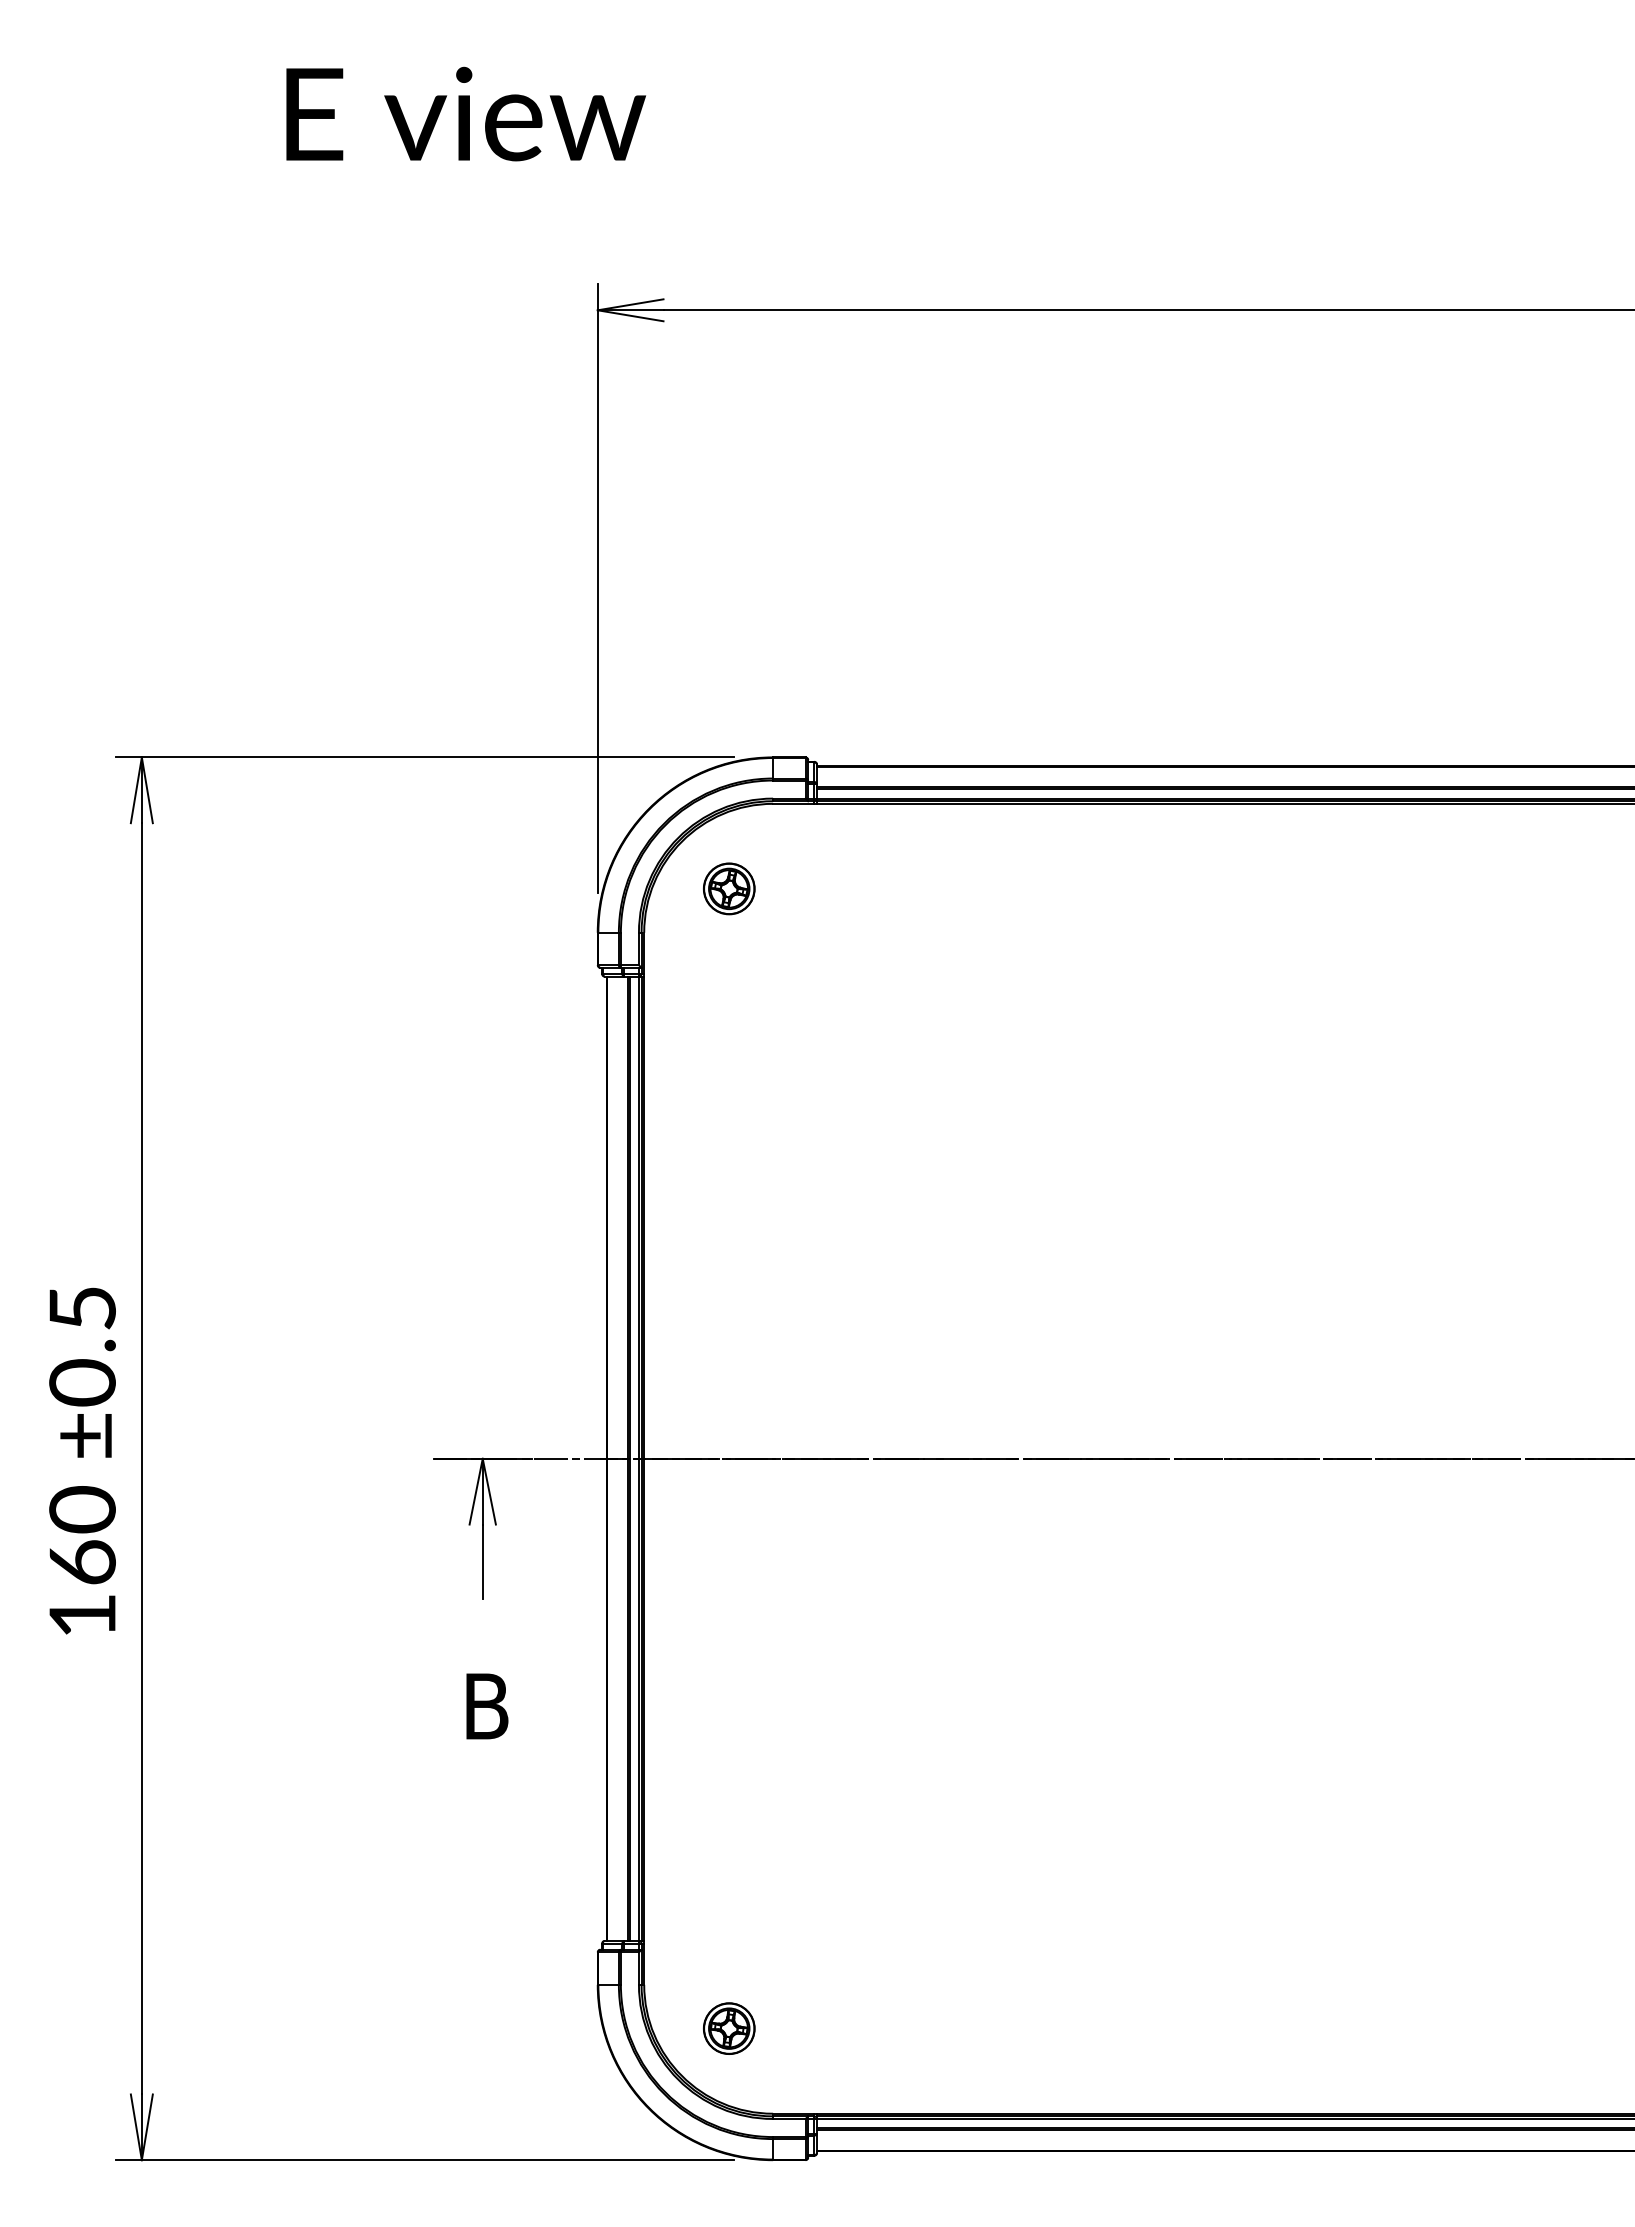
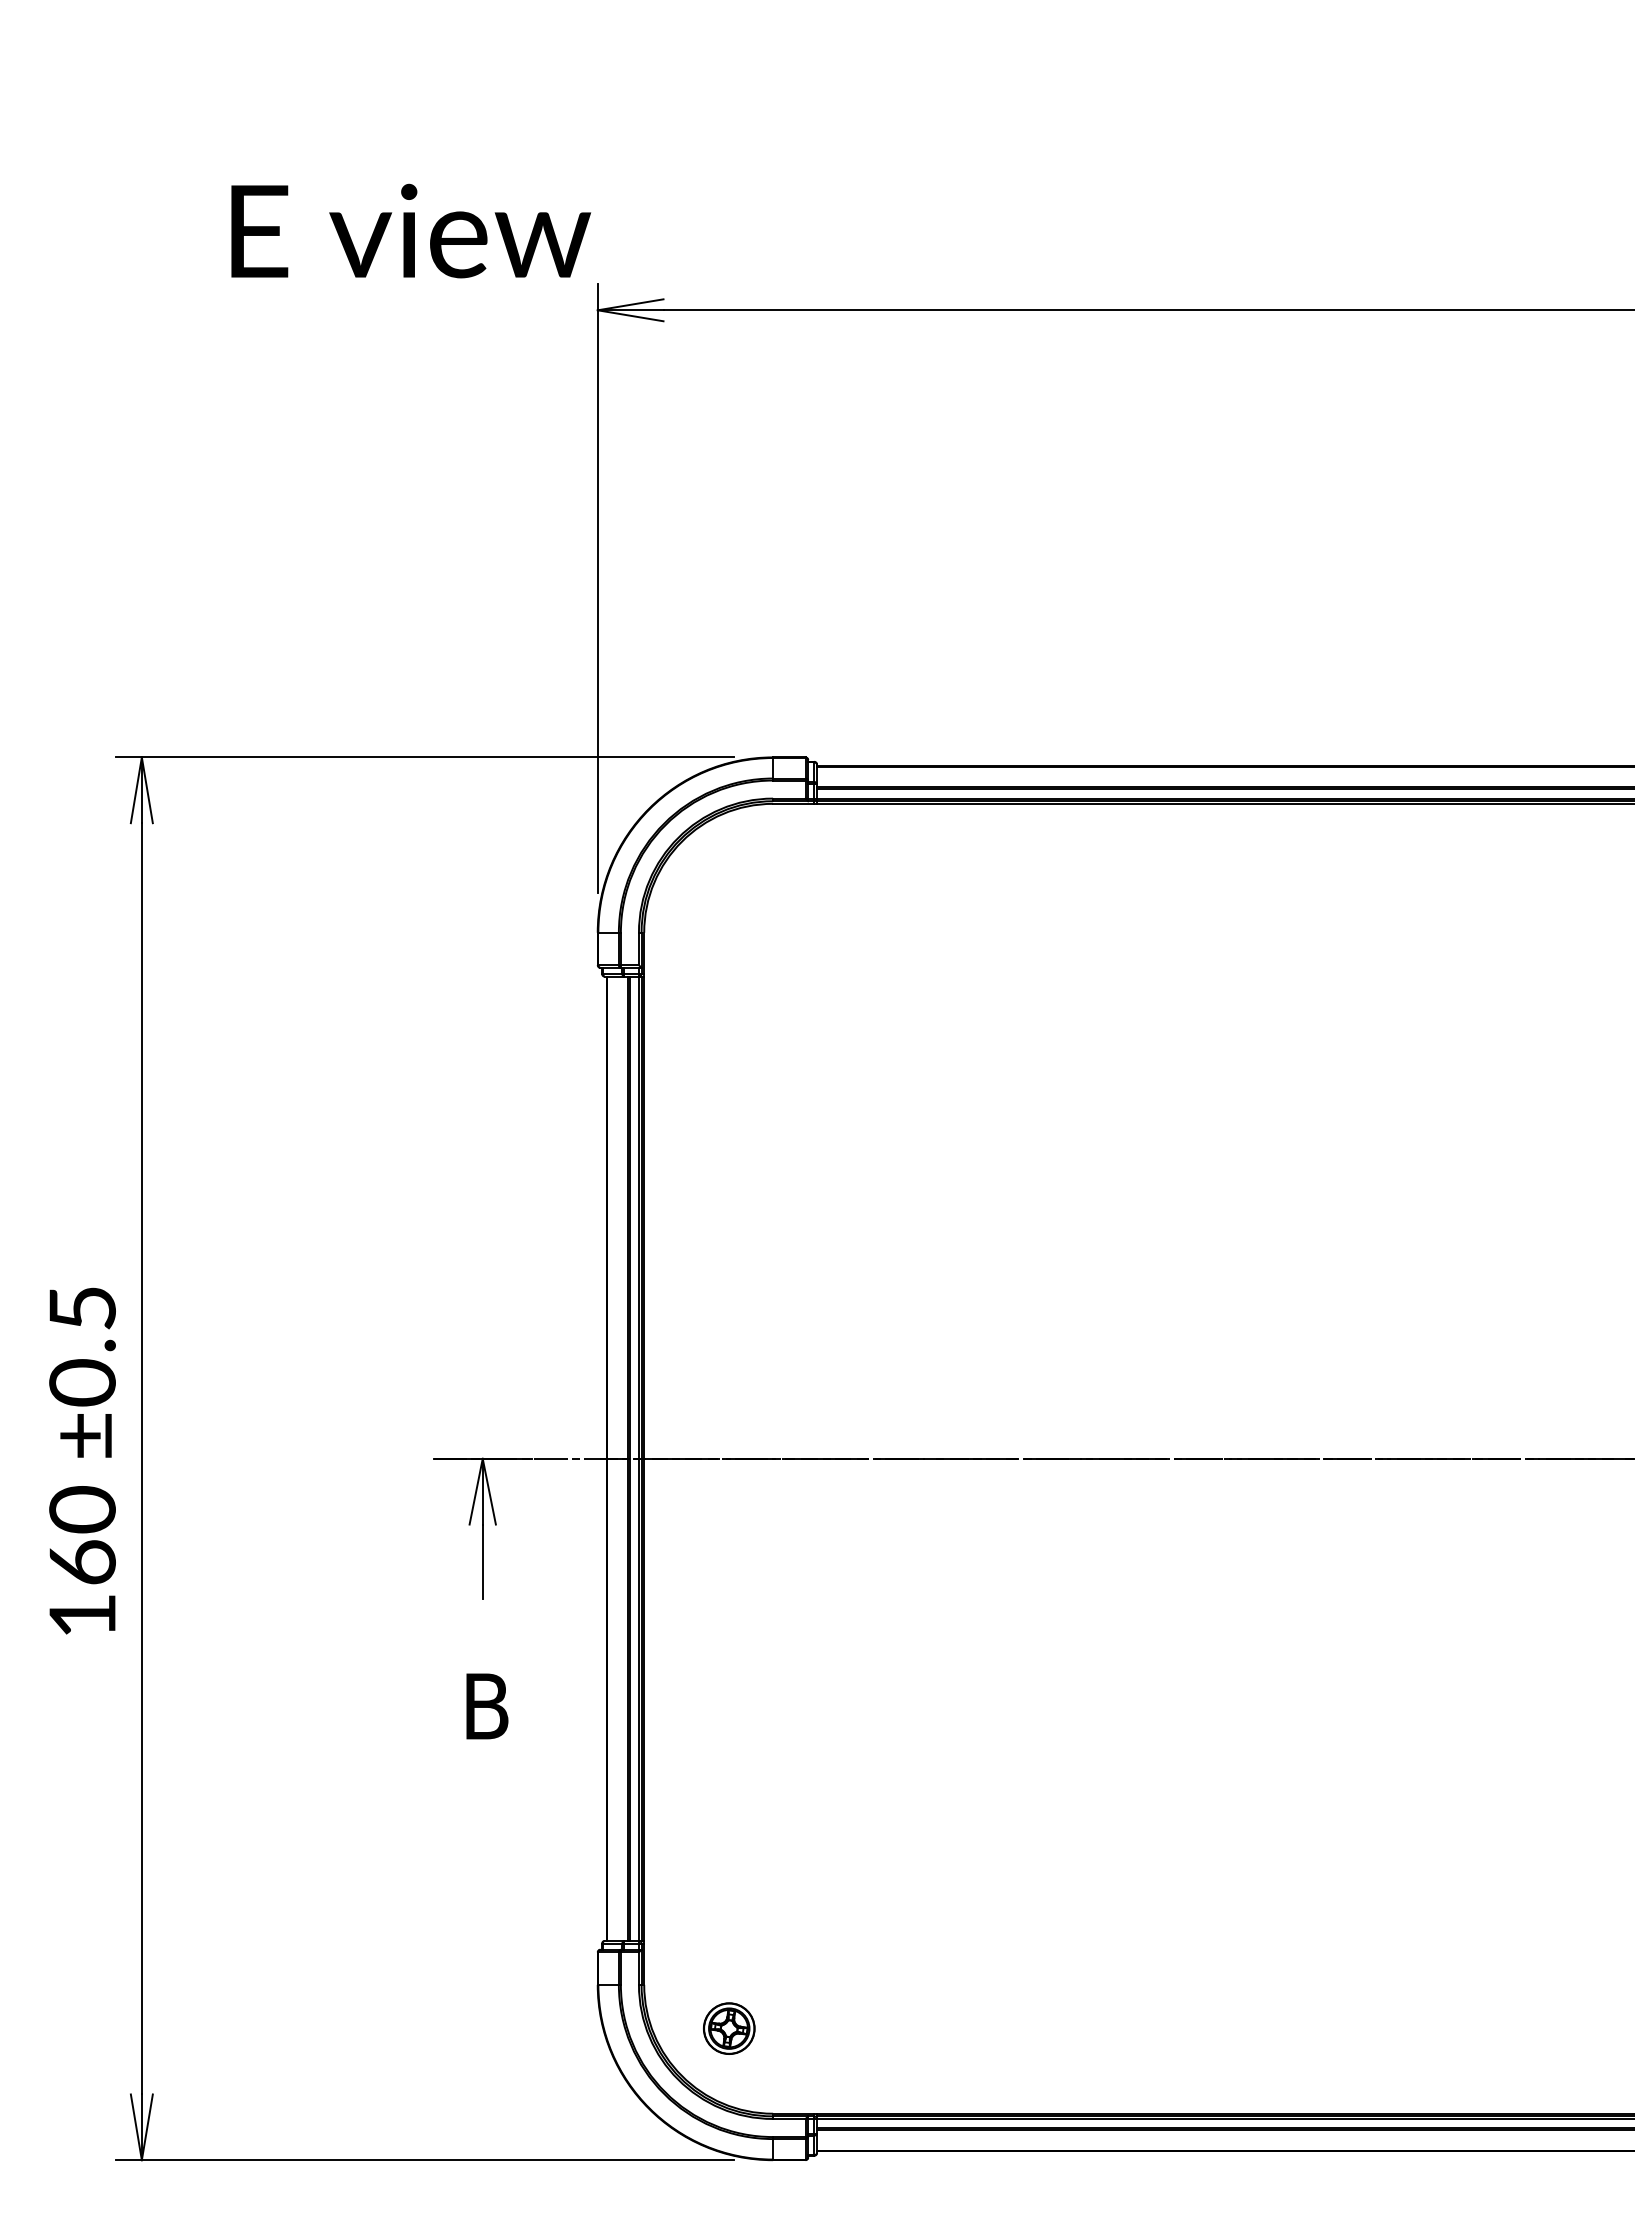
text position: (466, 113) -> (411, 230) (411, 230)
part: present -> none (729, 888)
